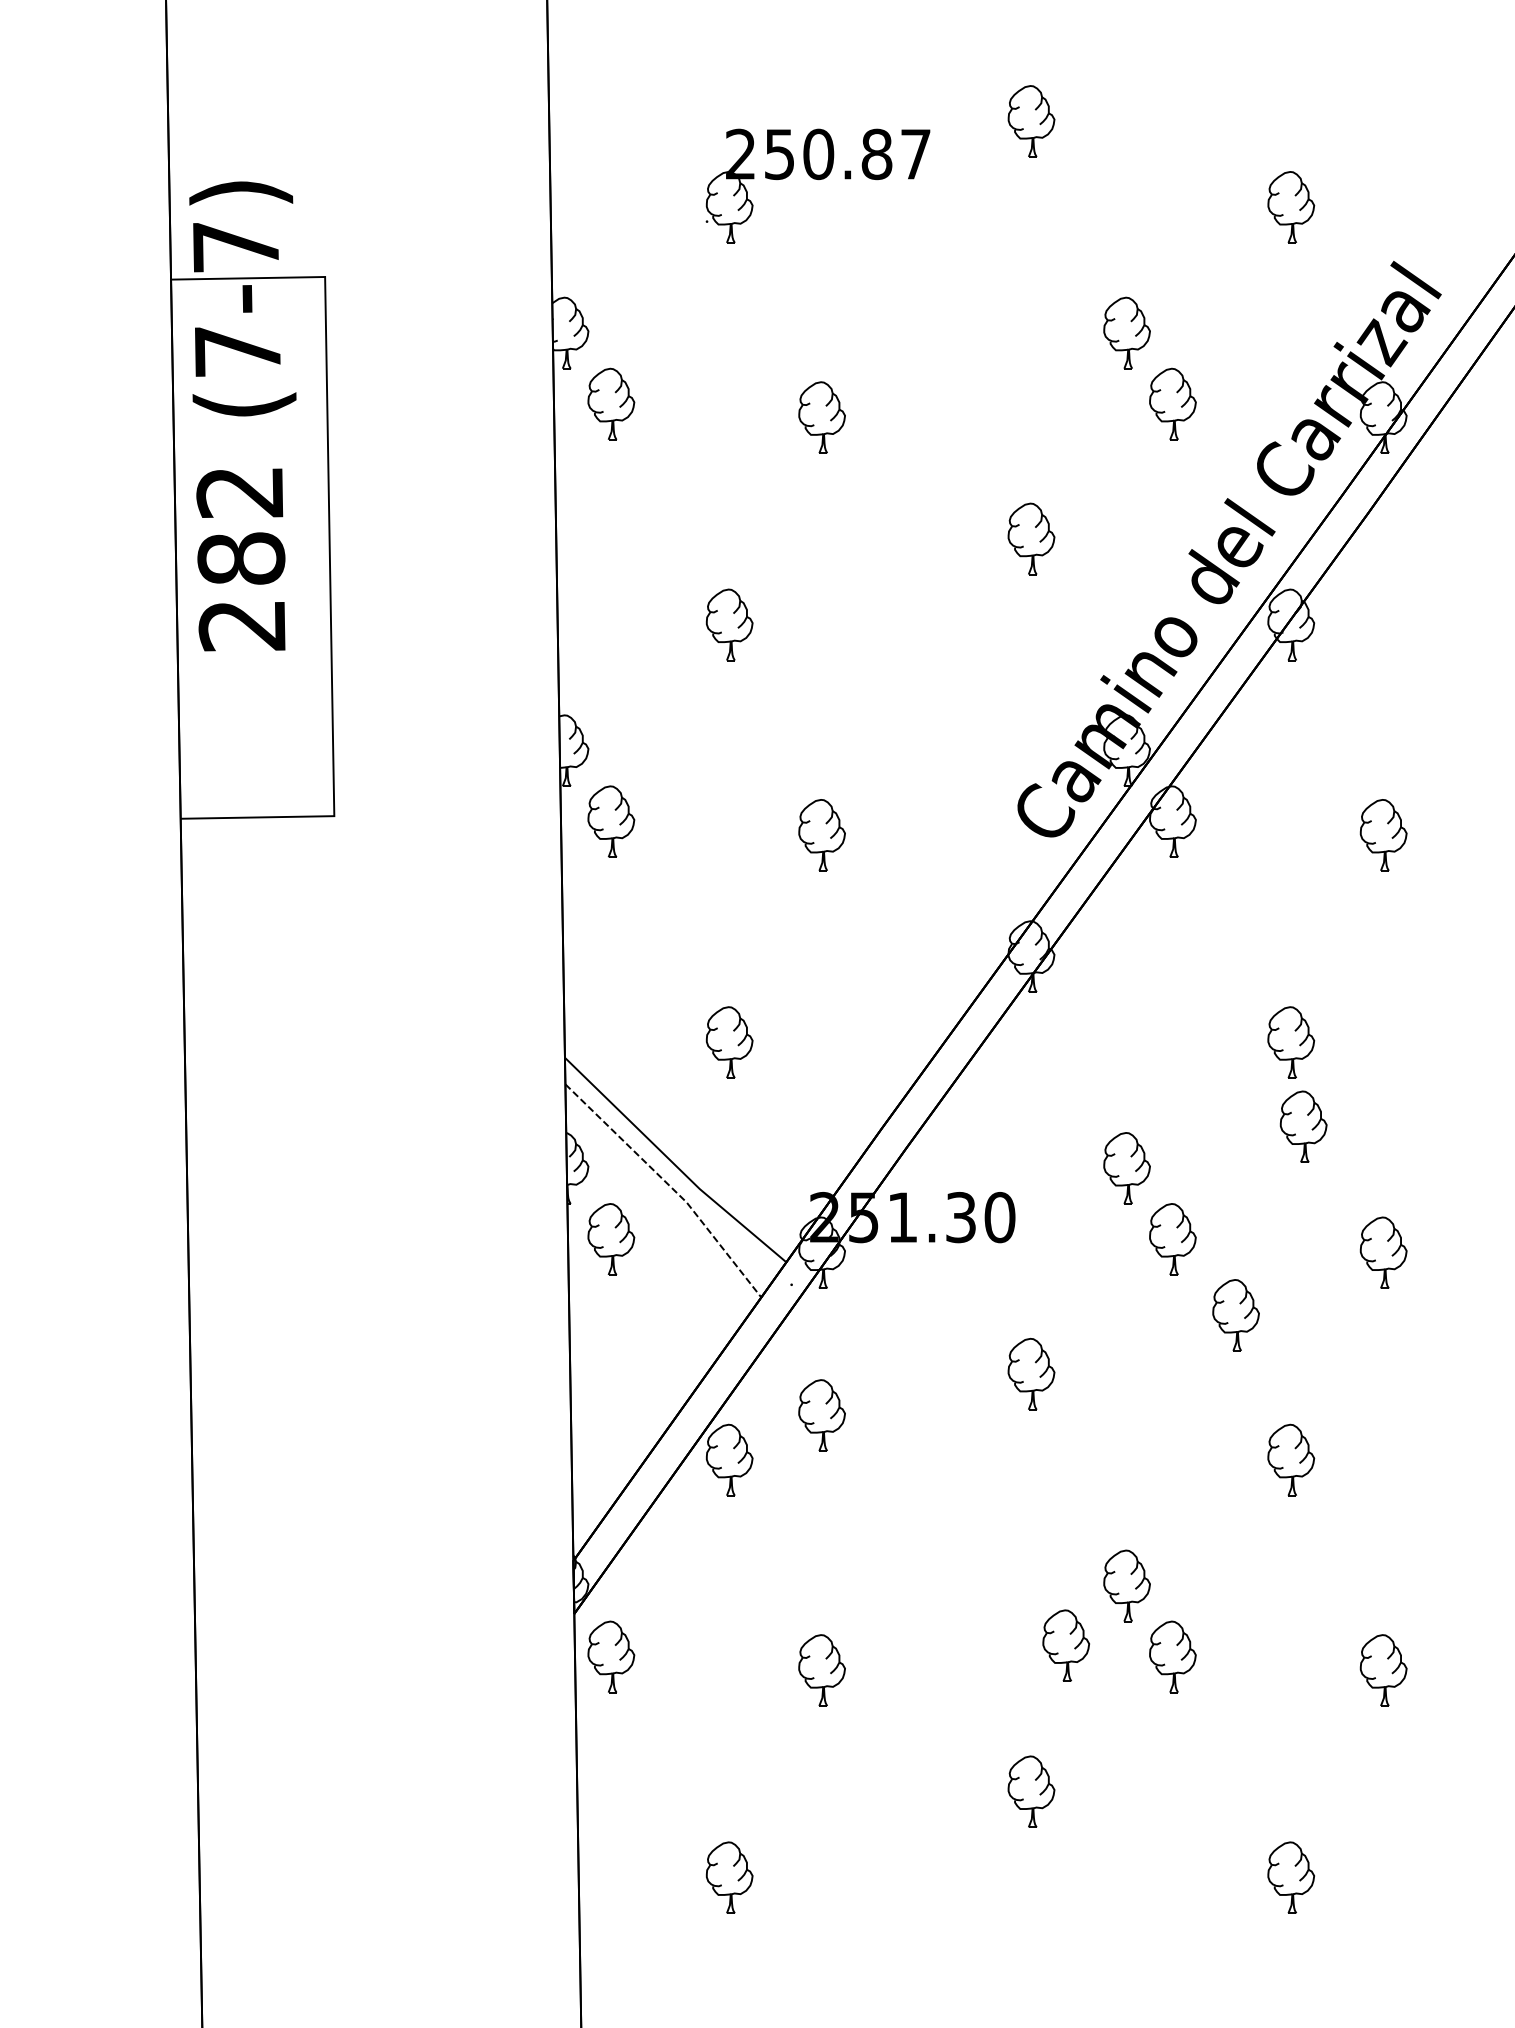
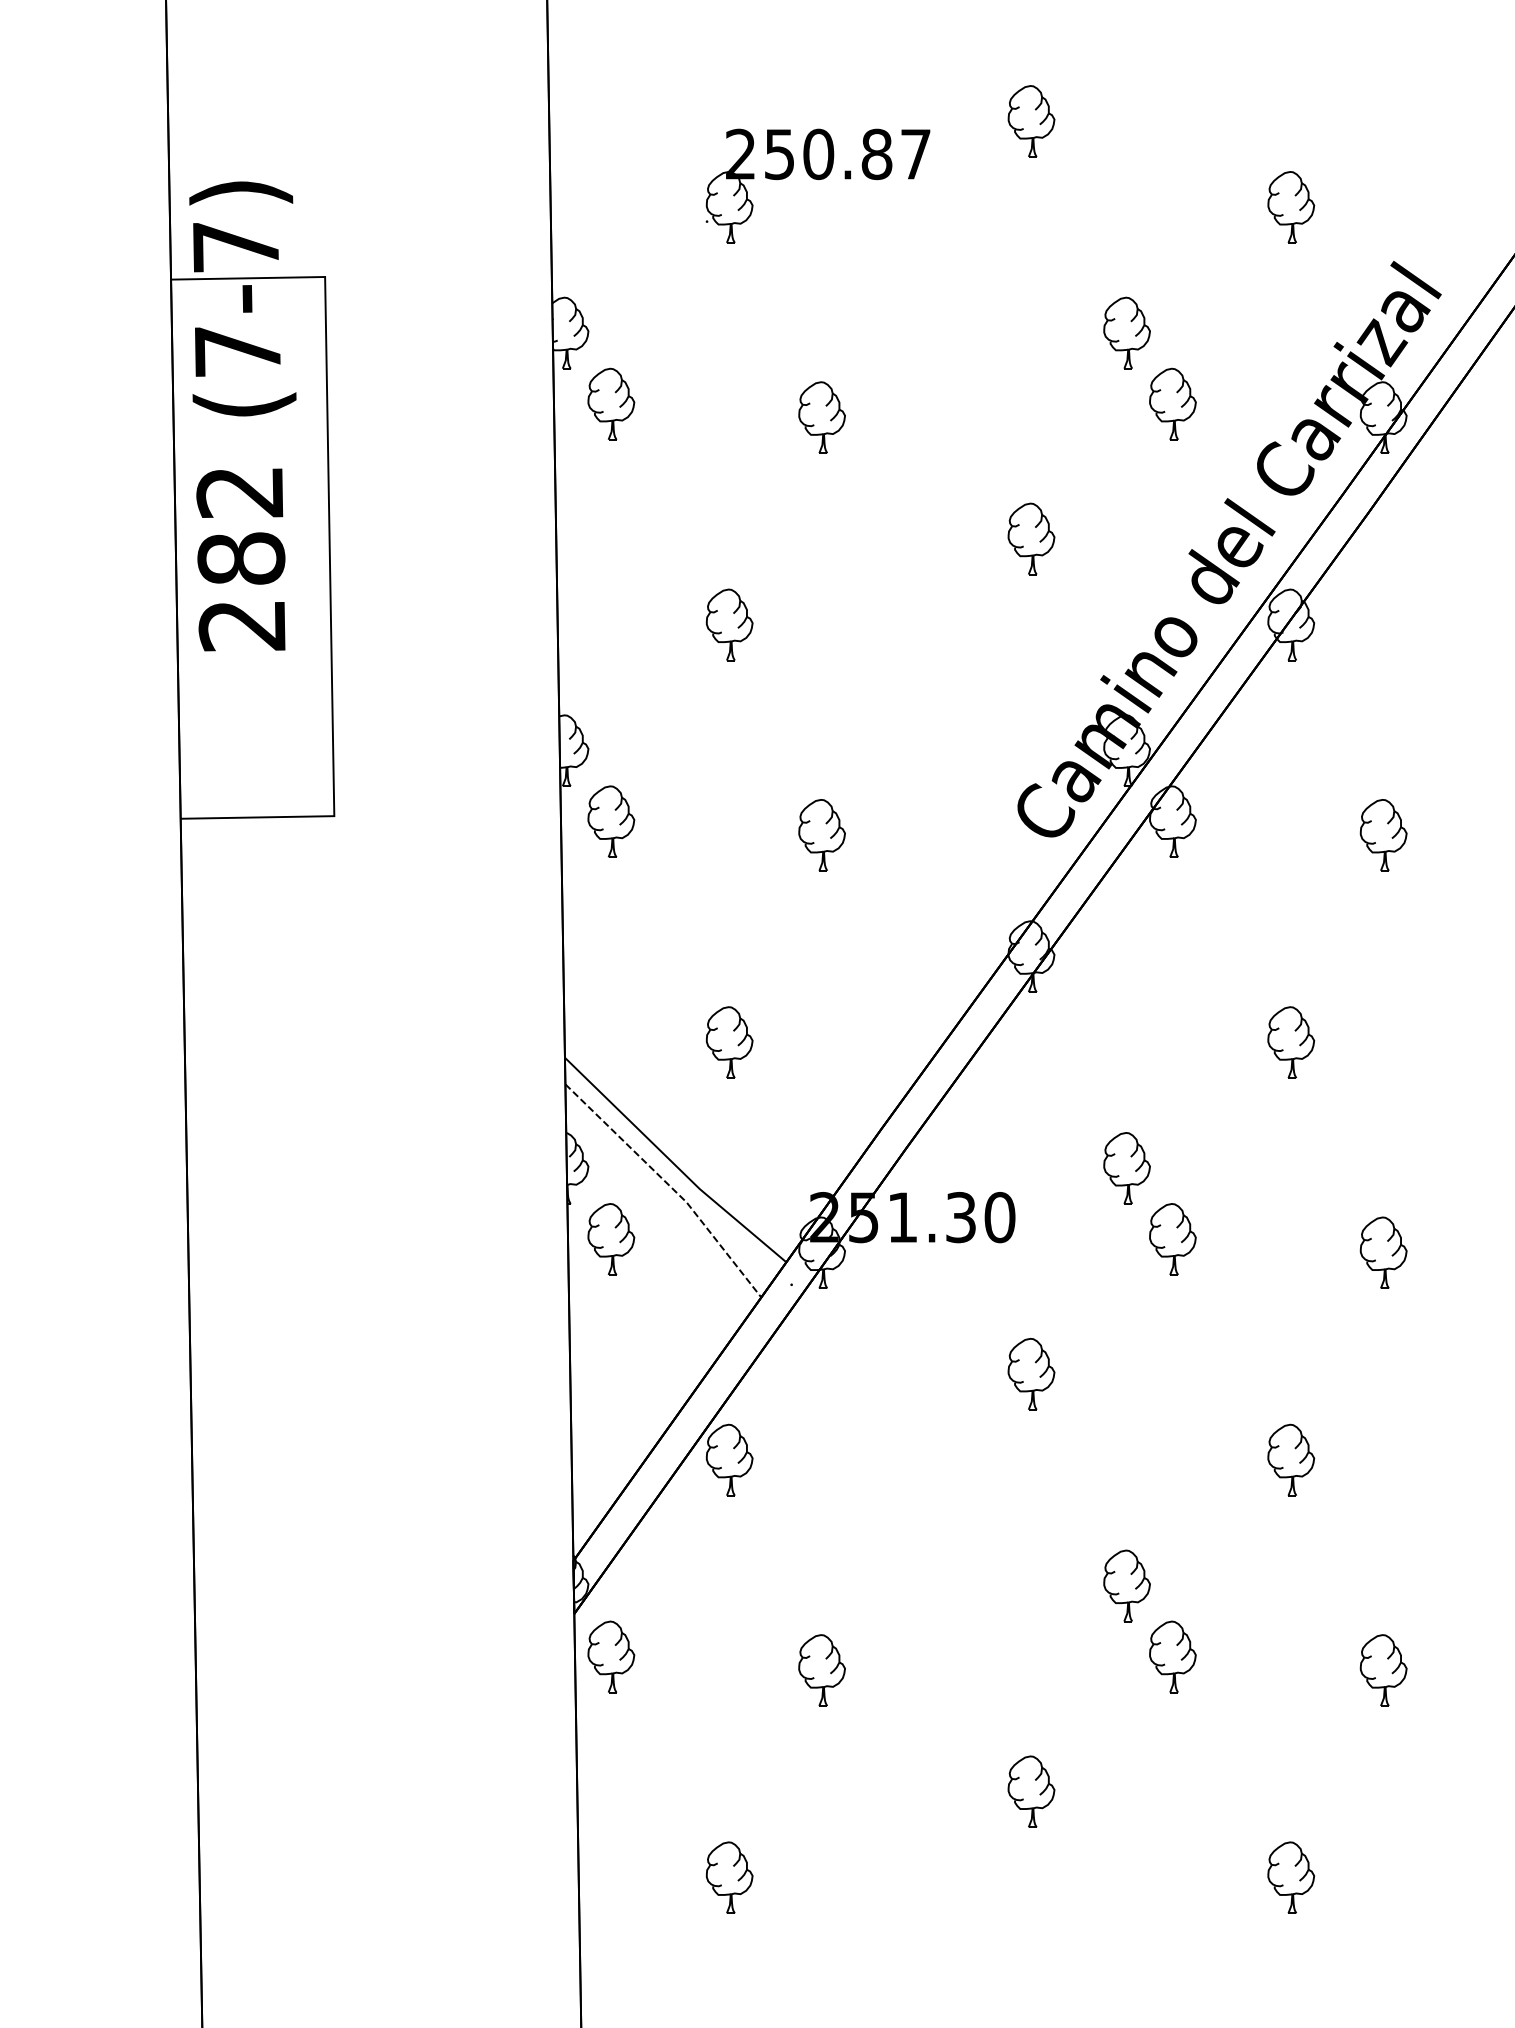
part: present -> none (1303, 1126)
part: present -> none (1235, 1315)
part: present -> none (821, 1415)
part: present -> none (1065, 1645)
